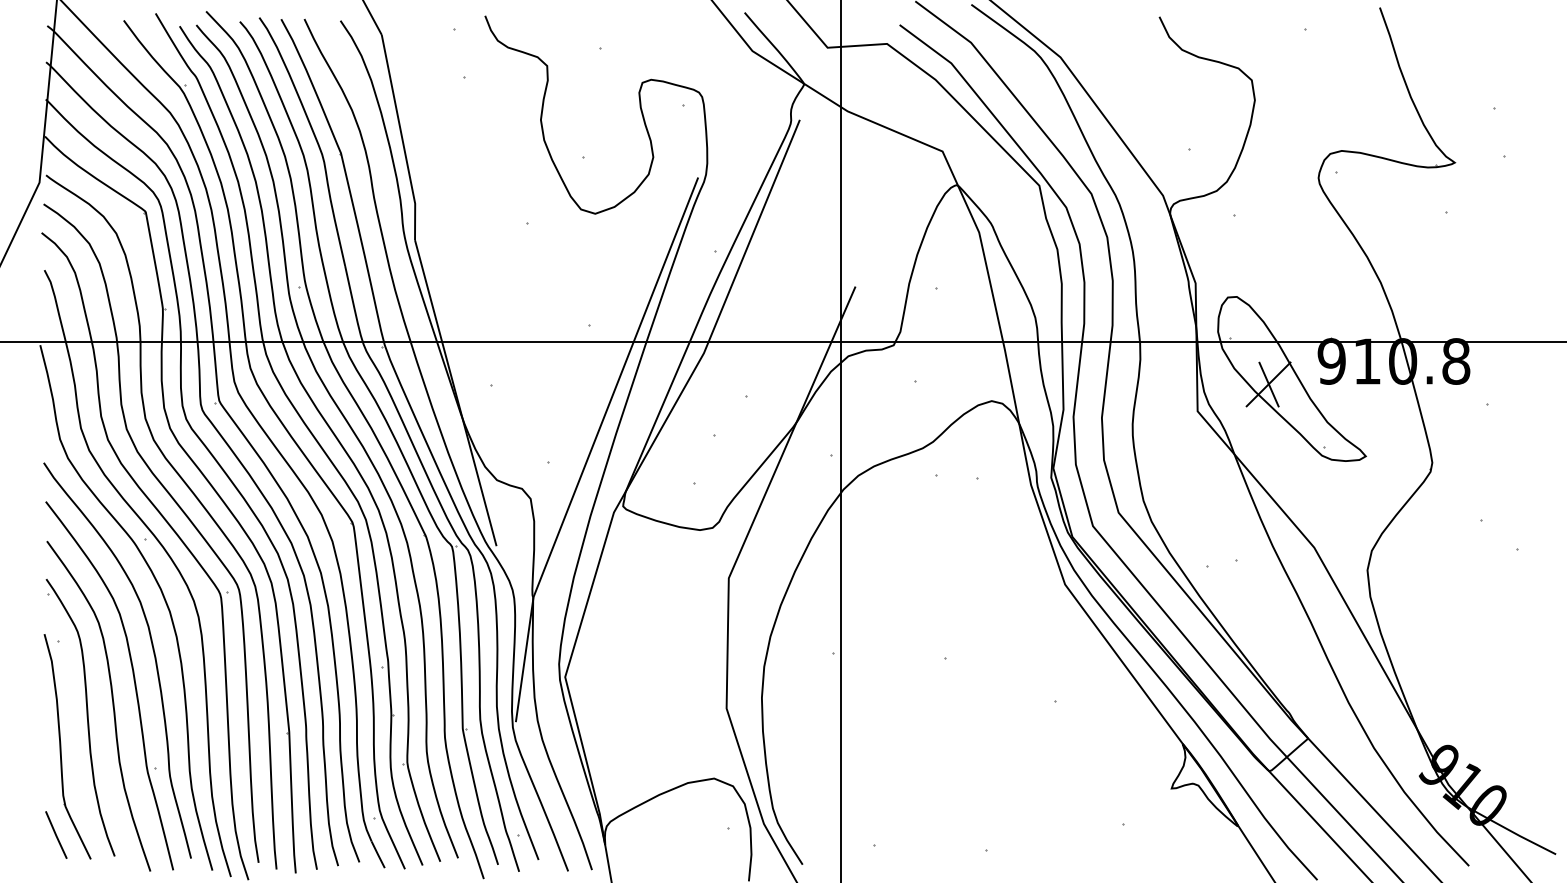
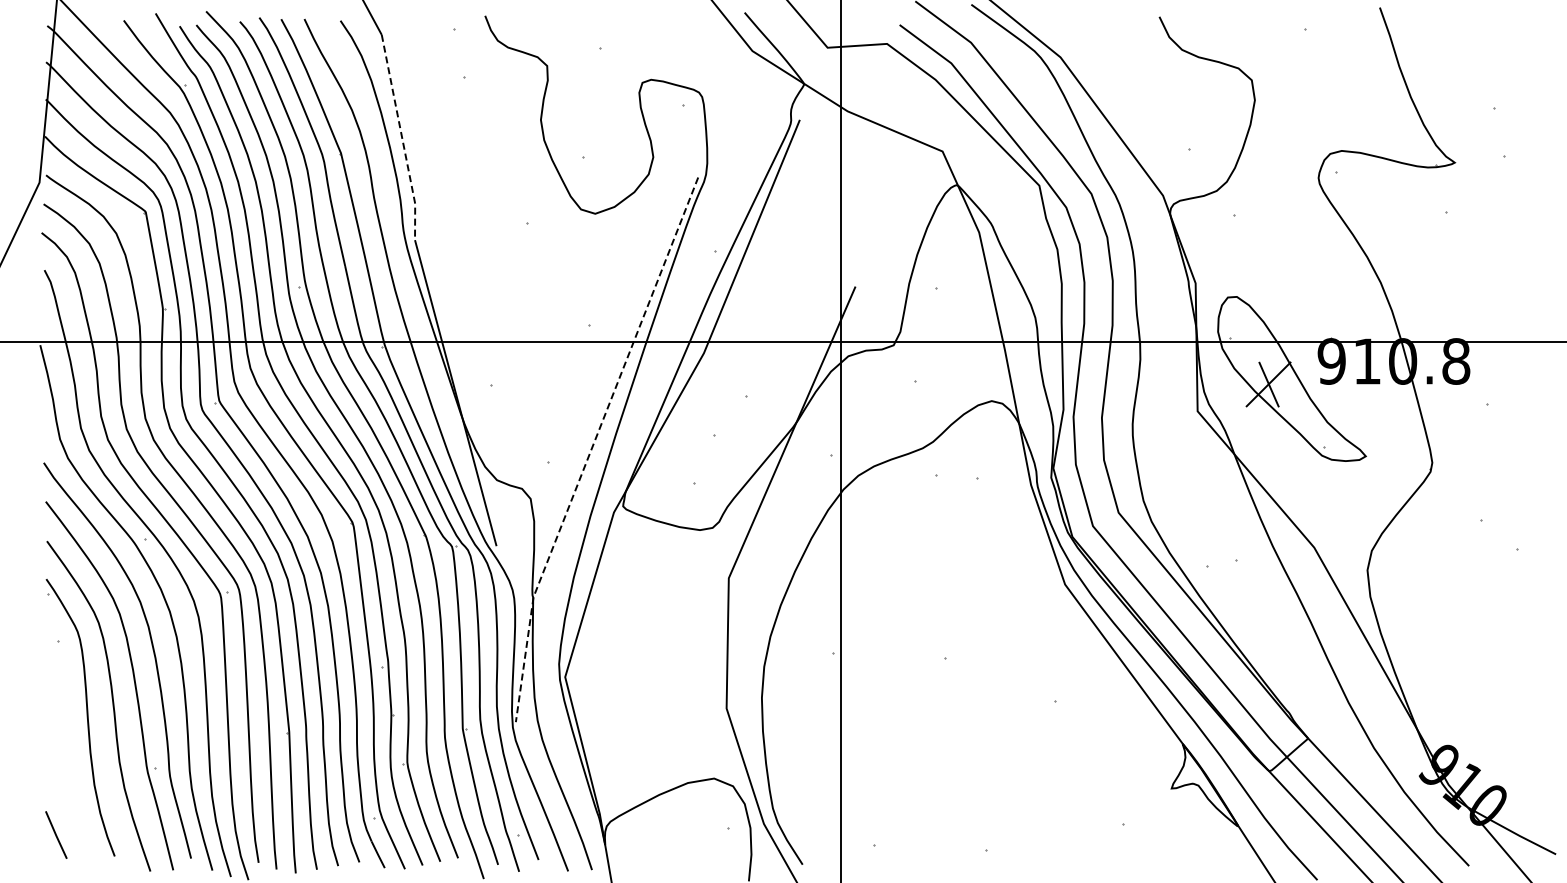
line: solid -> dashed (402, 138)
line: solid -> dashed (592, 447)
part: present -> none (67, 746)
